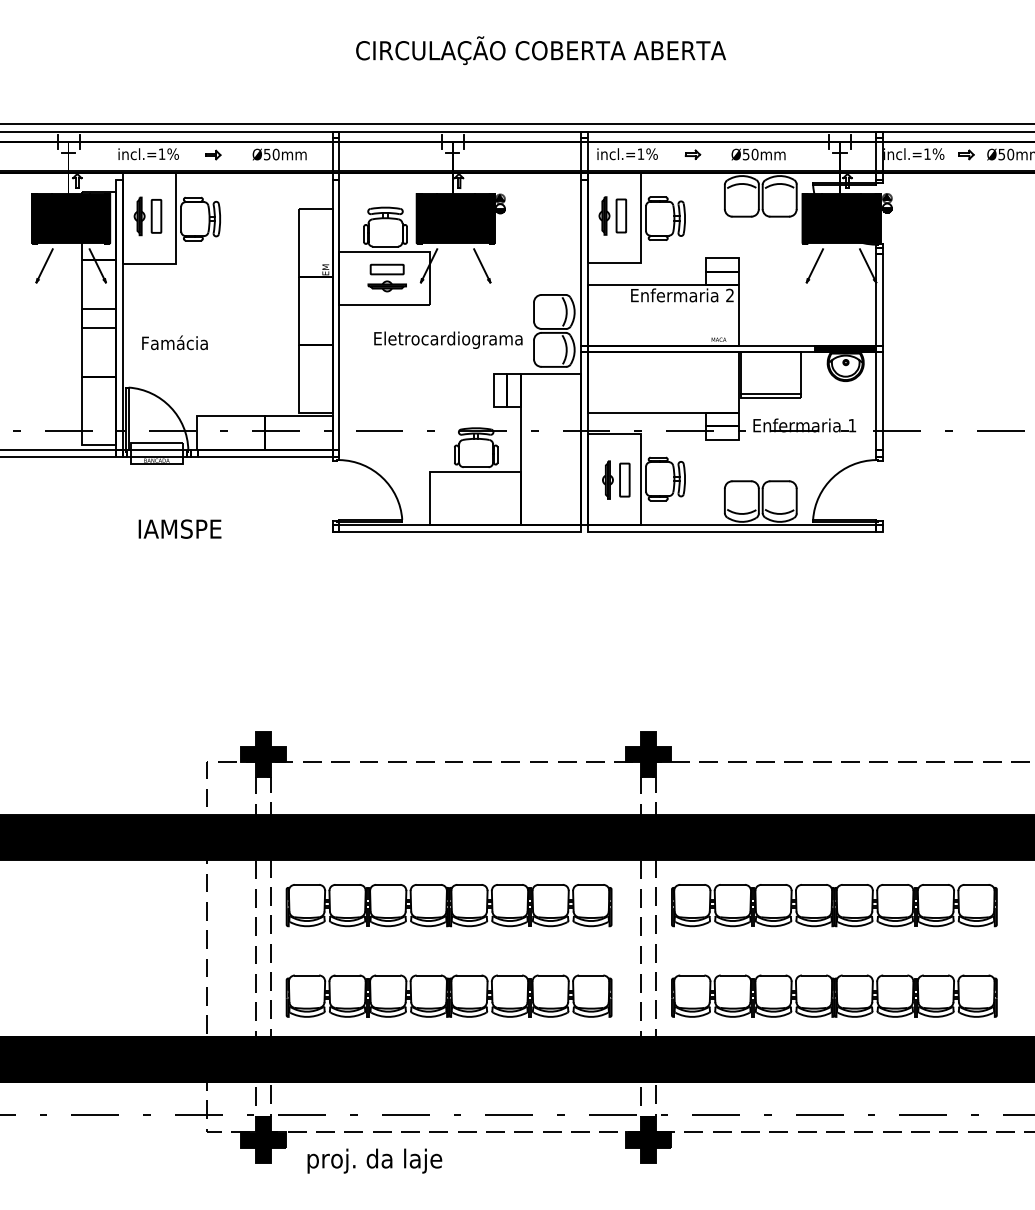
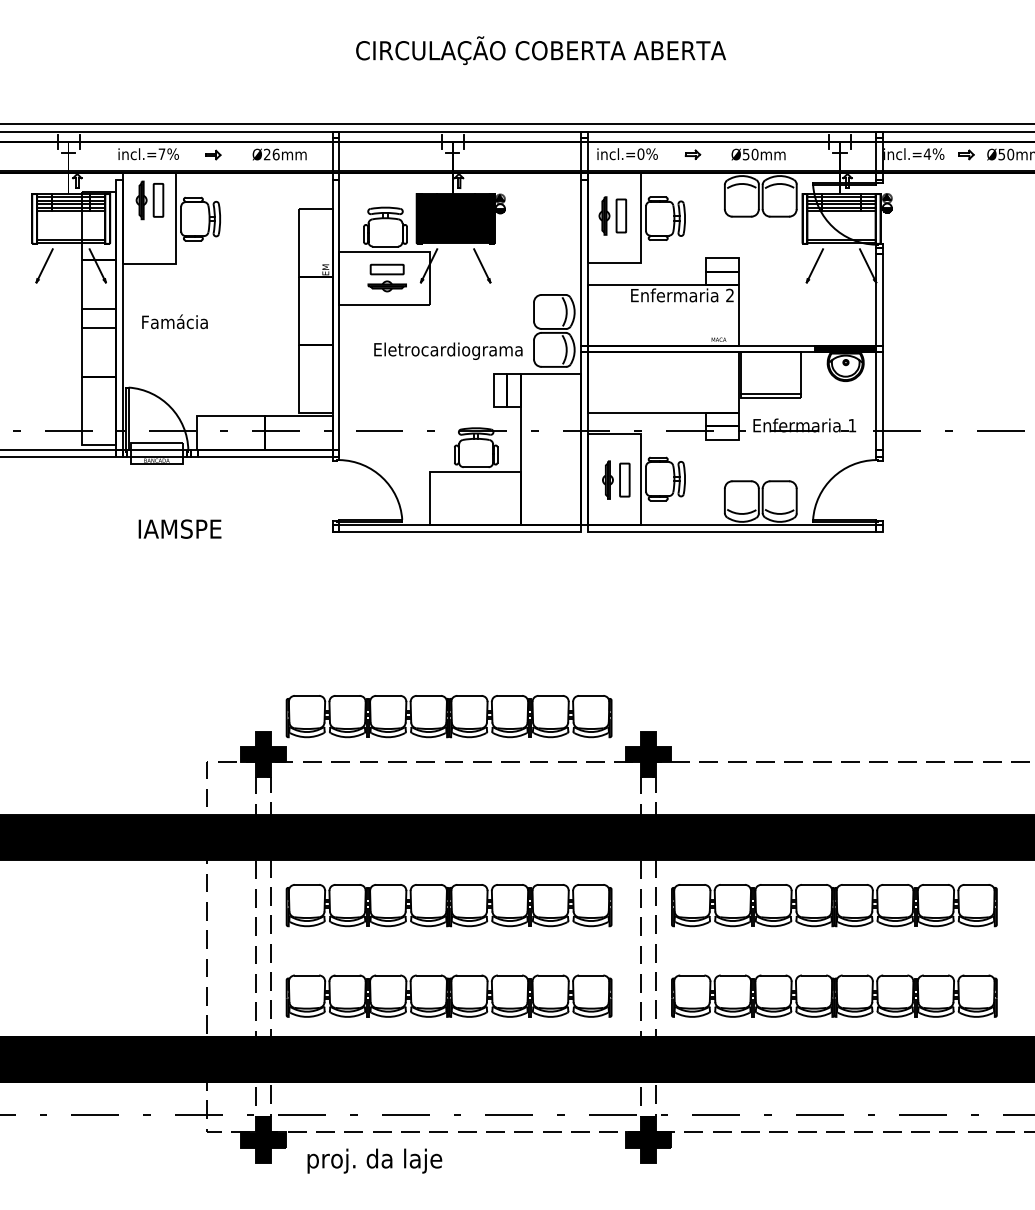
text: incl.=1%%% -> incl.=7%%% (161, 153)
text: incl.=1%%% -> incl.=0%%% (640, 153)
text: incl.=1%%% -> incl.=4%%% (927, 153)
text: Ø50mm -> Ø26mm (271, 154)
part position: (147, 216) -> (149, 200) (149, 200)
fill: present -> none (71, 218)
fill: present -> none (841, 218)
text position: (448, 339) -> (448, 350) (448, 350)
text position: (174, 342) -> (174, 321) (174, 321)
part: none -> present (448, 716)
